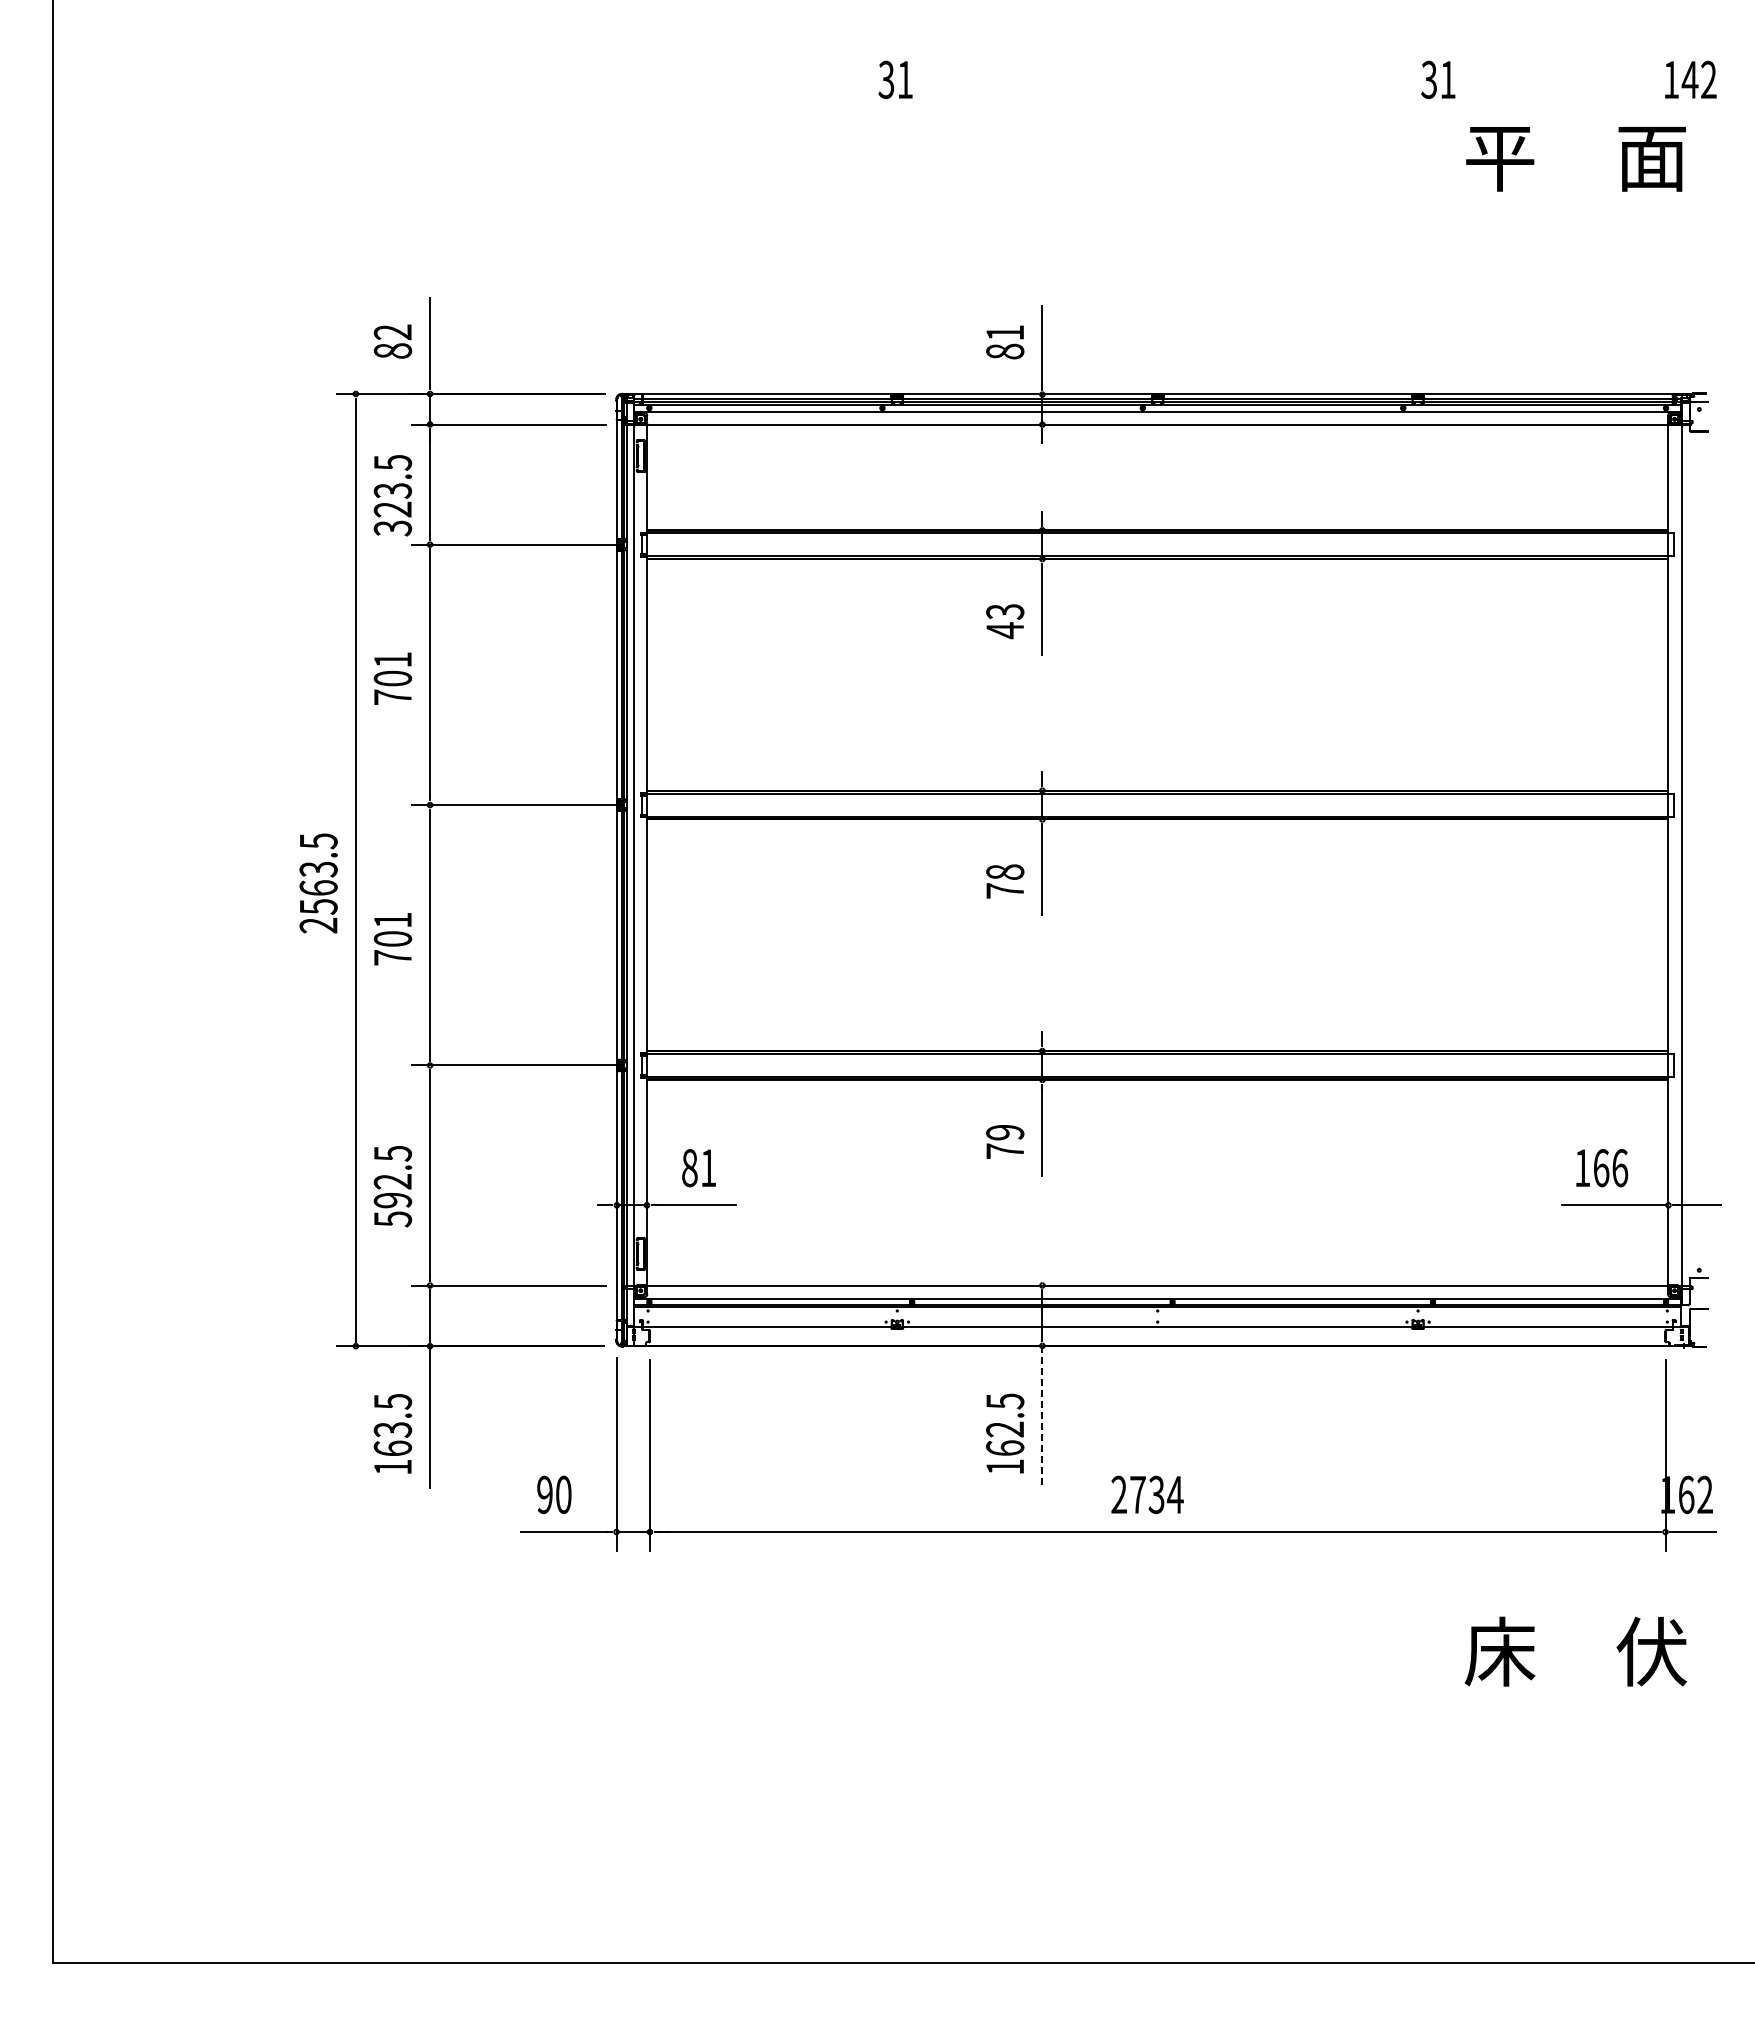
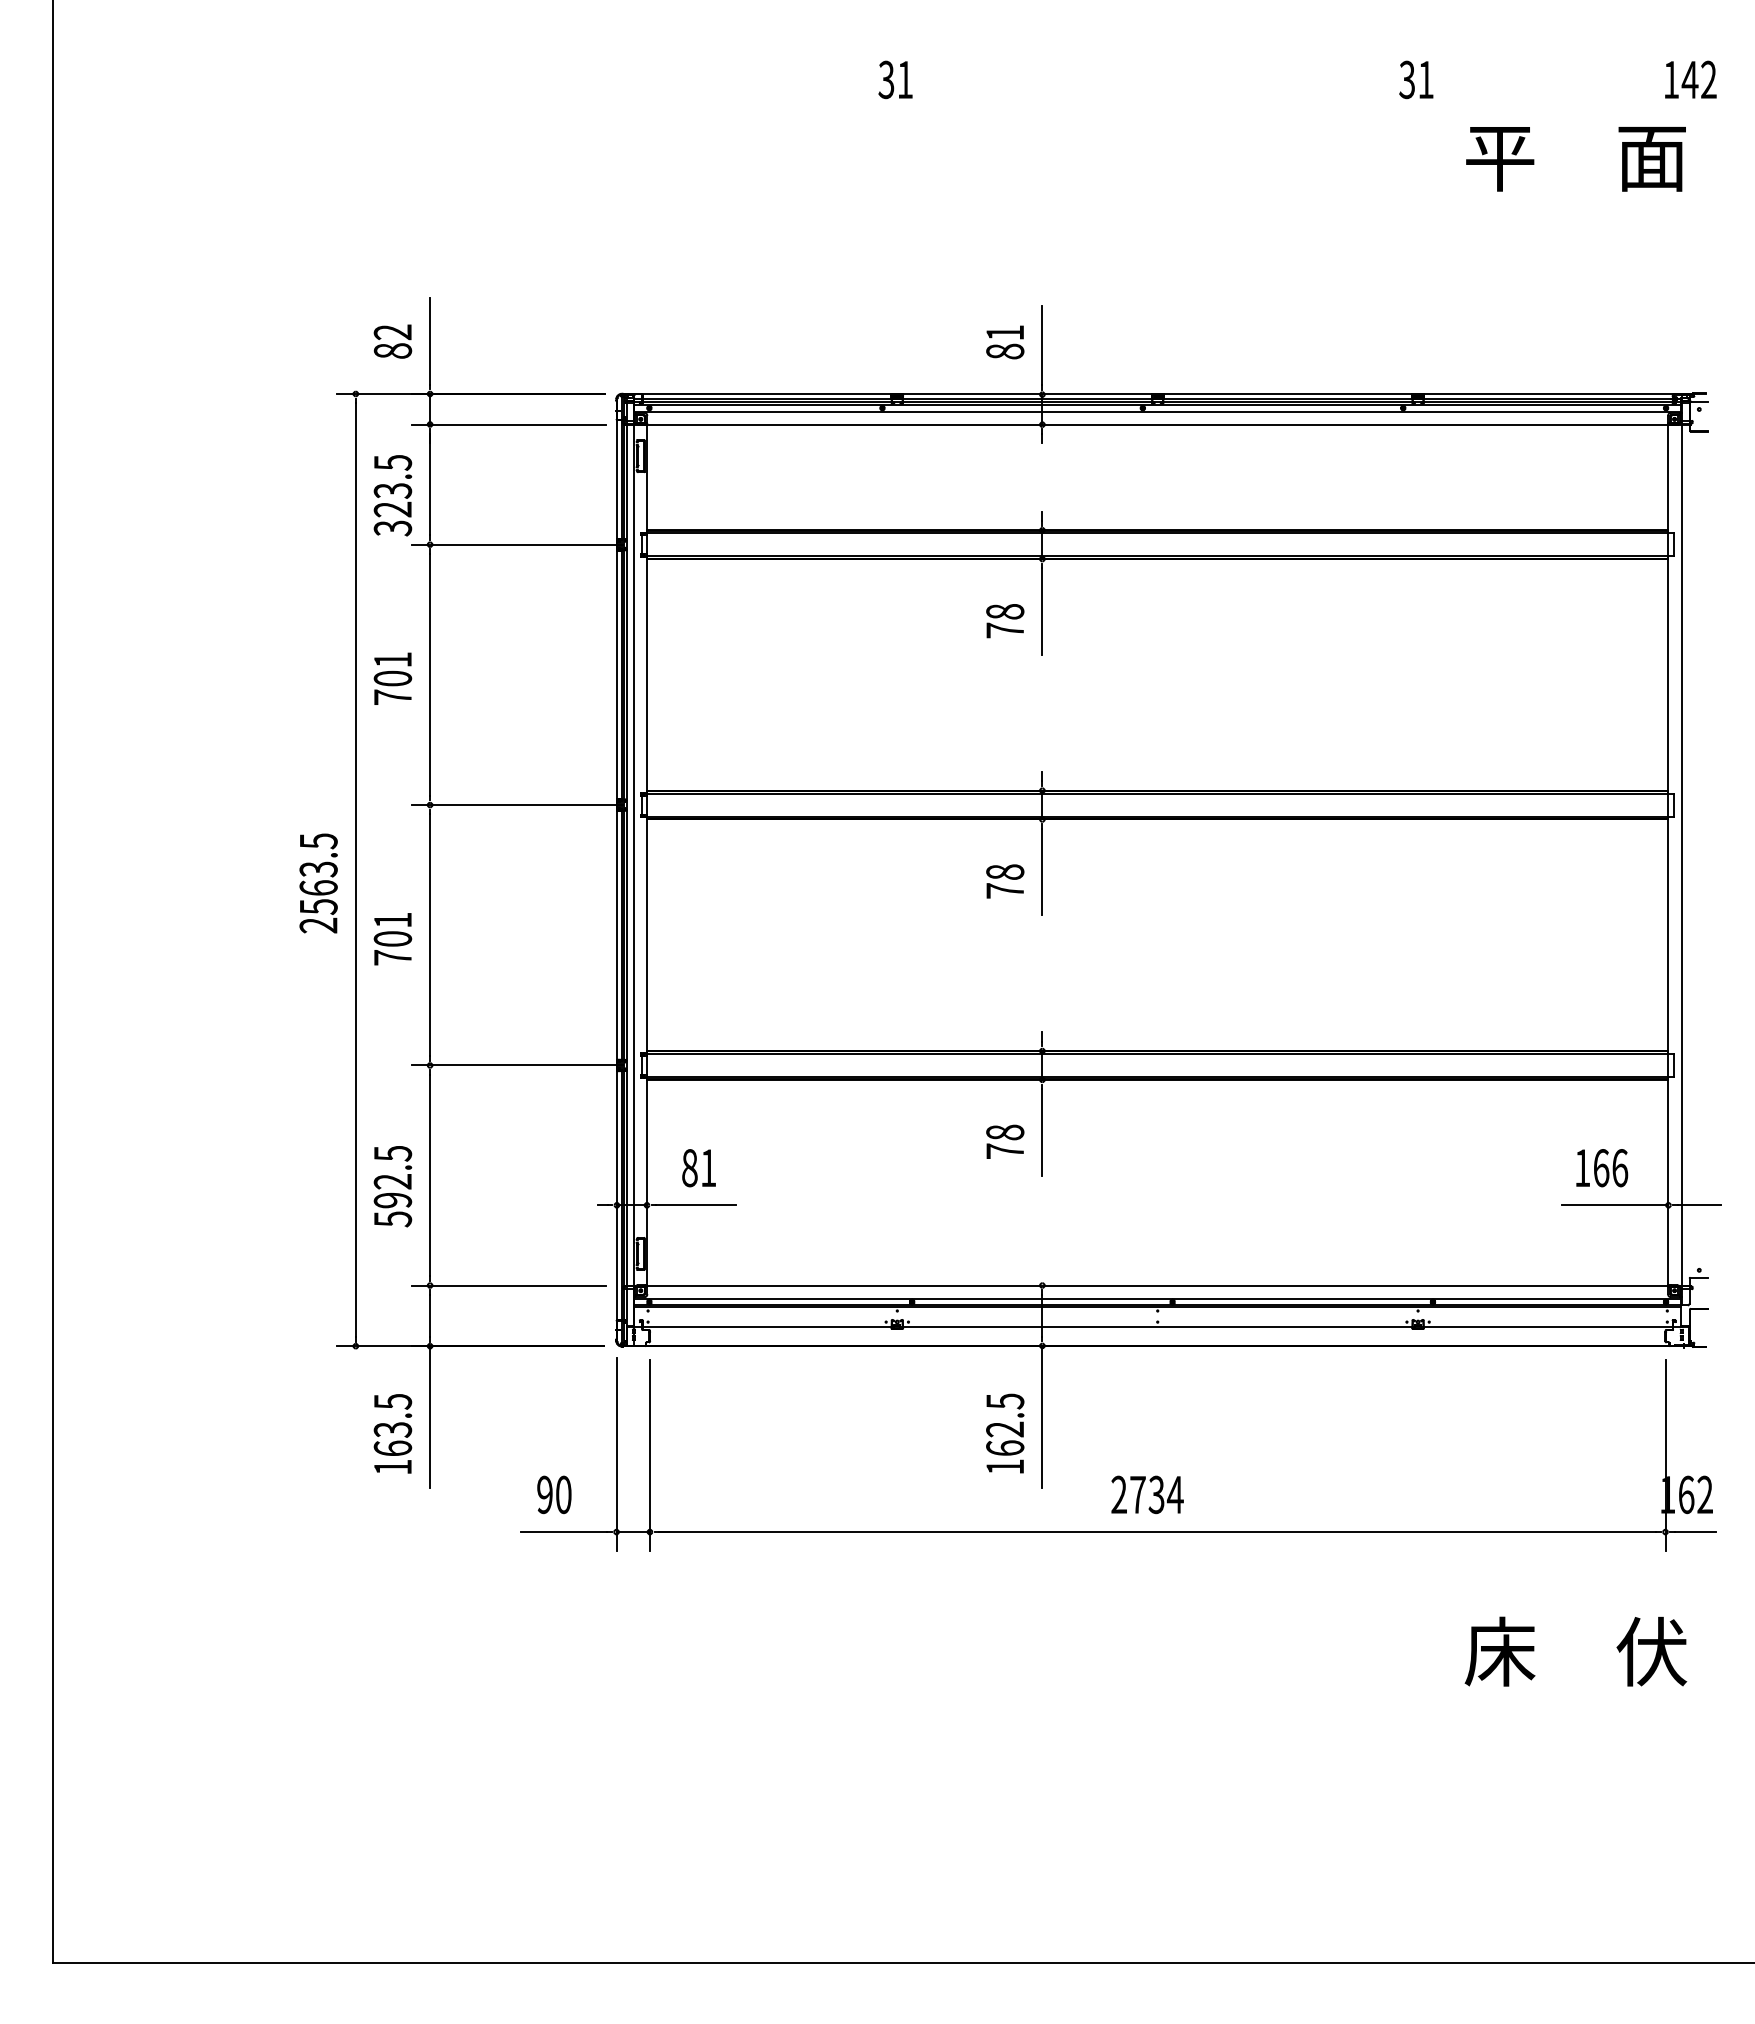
text position: (1438, 79) -> (1416, 79) (1416, 79)
text: 43 -> 78 (1005, 621)
text: 79 -> 78 (1005, 1132)
line: dashed -> solid (1042, 1416)
